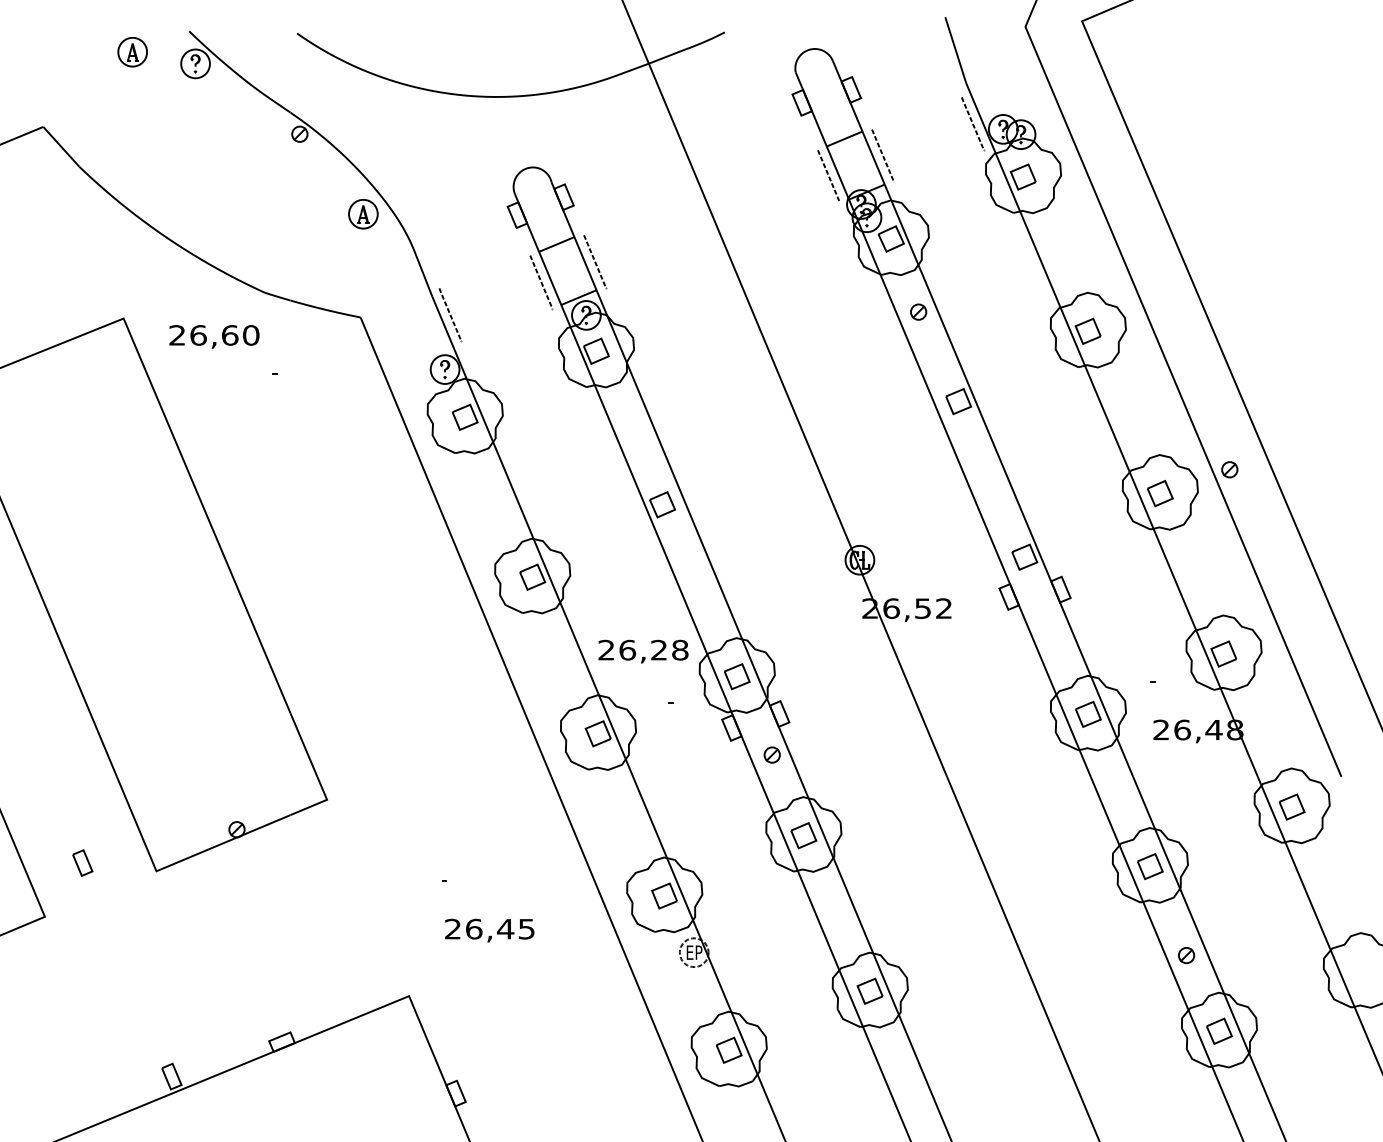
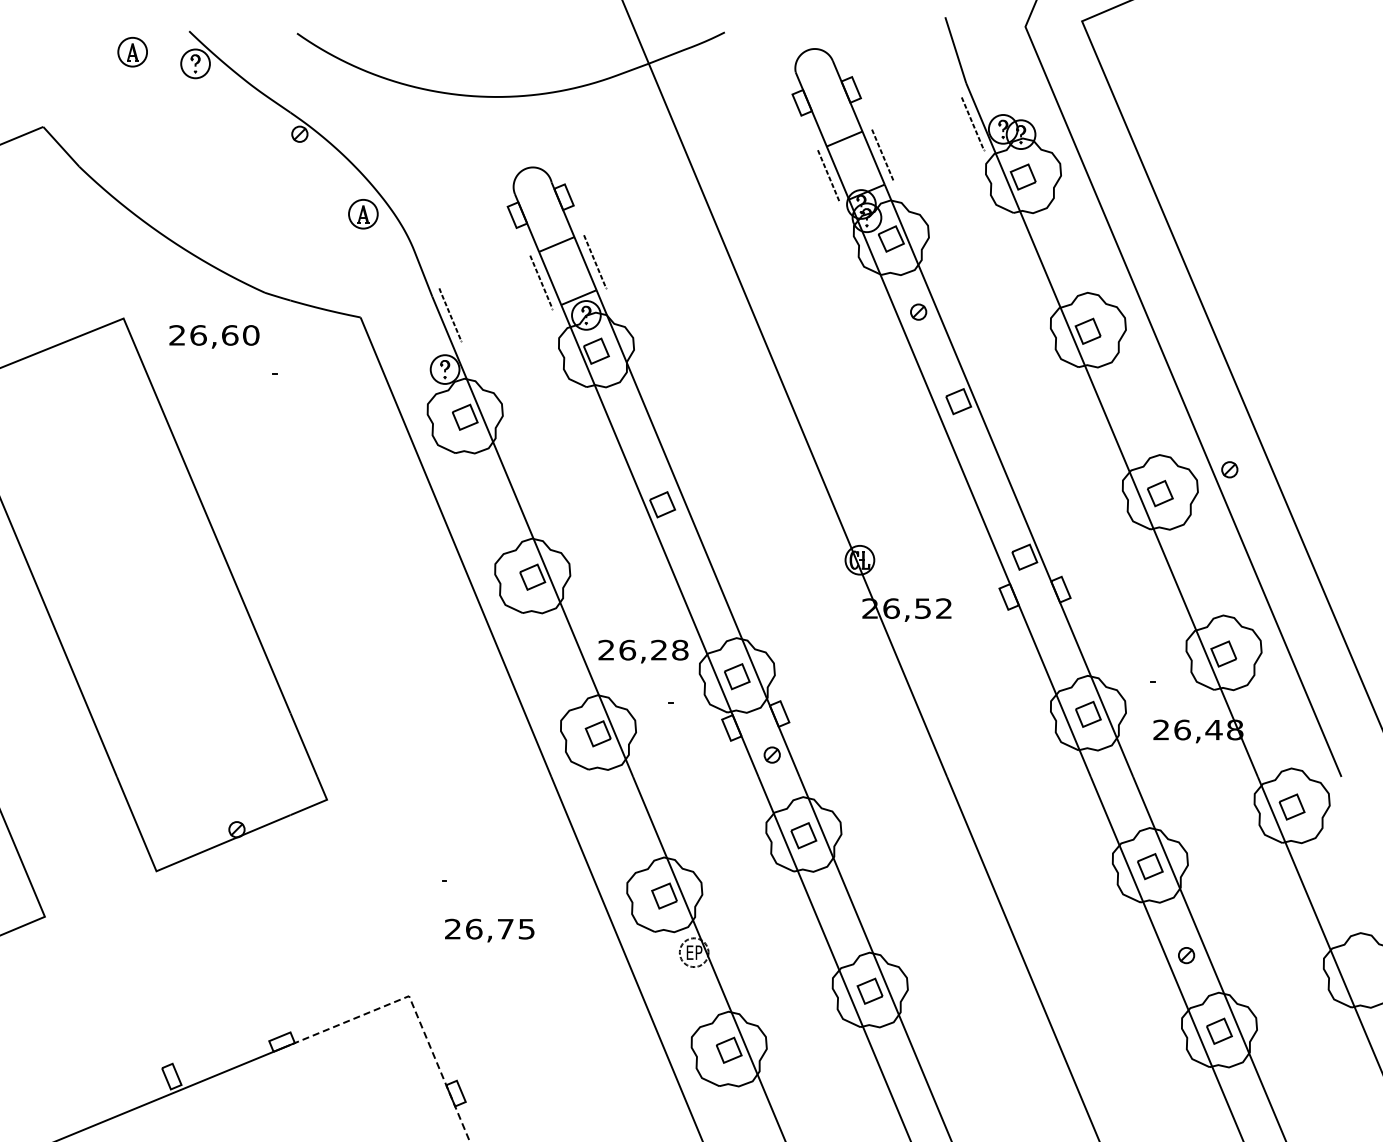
part: present -> none (82, 862)
text: 26,45 -> 26,75 (505, 929)
line: solid -> dashed (414, 1009)
